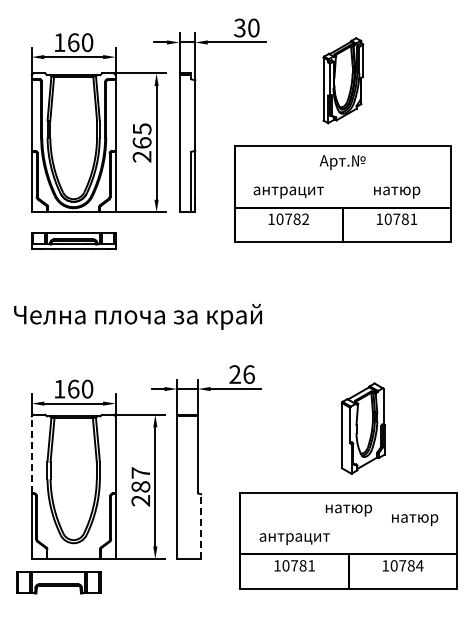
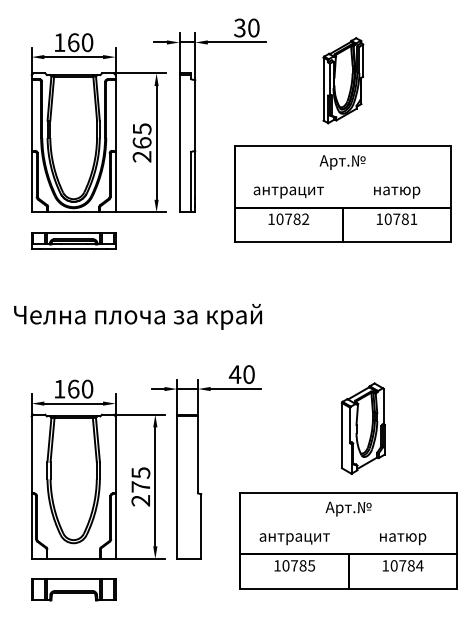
text: 26 -> 40 (241, 374)
line: dashed -> solid (31, 454)
text: 287 -> 275 (140, 479)
text: натюр -> Арт.№ (348, 508)
text position: (415, 520) -> (403, 539) (403, 539)
line: dashed -> solid (201, 526)
text: 10781 -> 10785 (311, 565)
part position: (58, 582) -> (73, 589) (73, 589)
